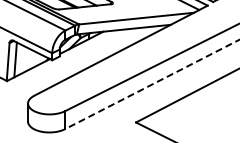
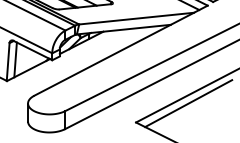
line: dashed -> solid (152, 84)
line: none -> present (188, 103)
